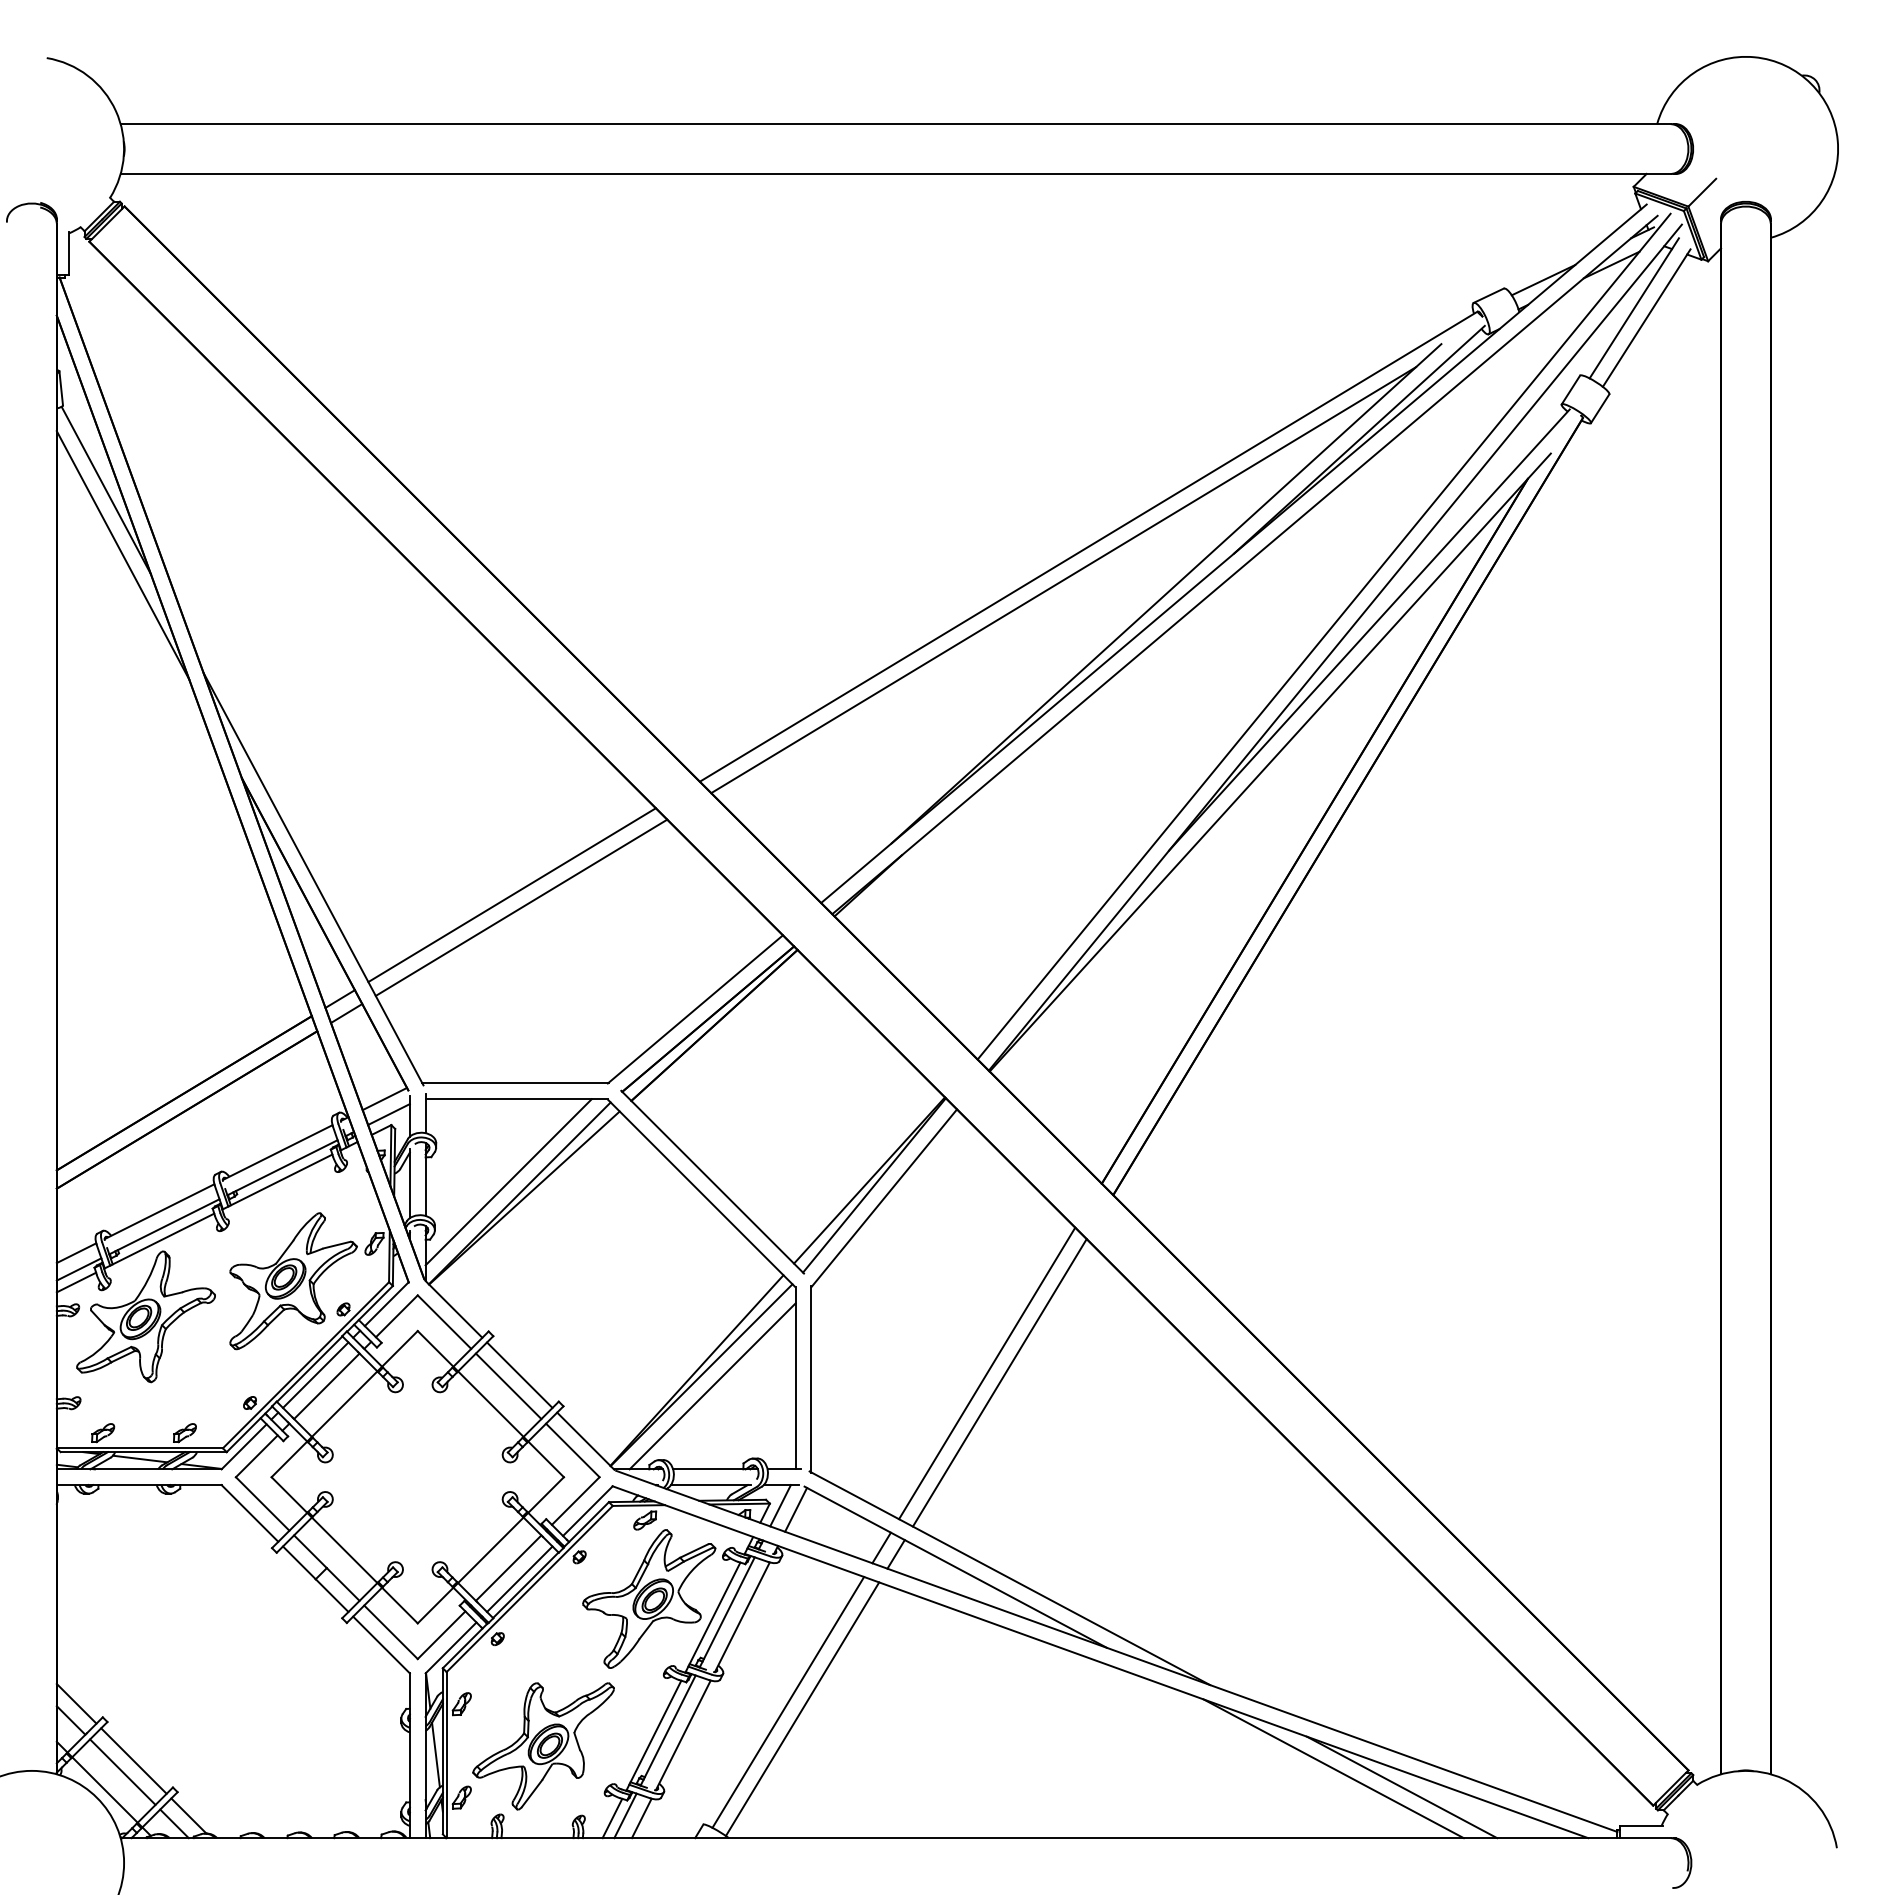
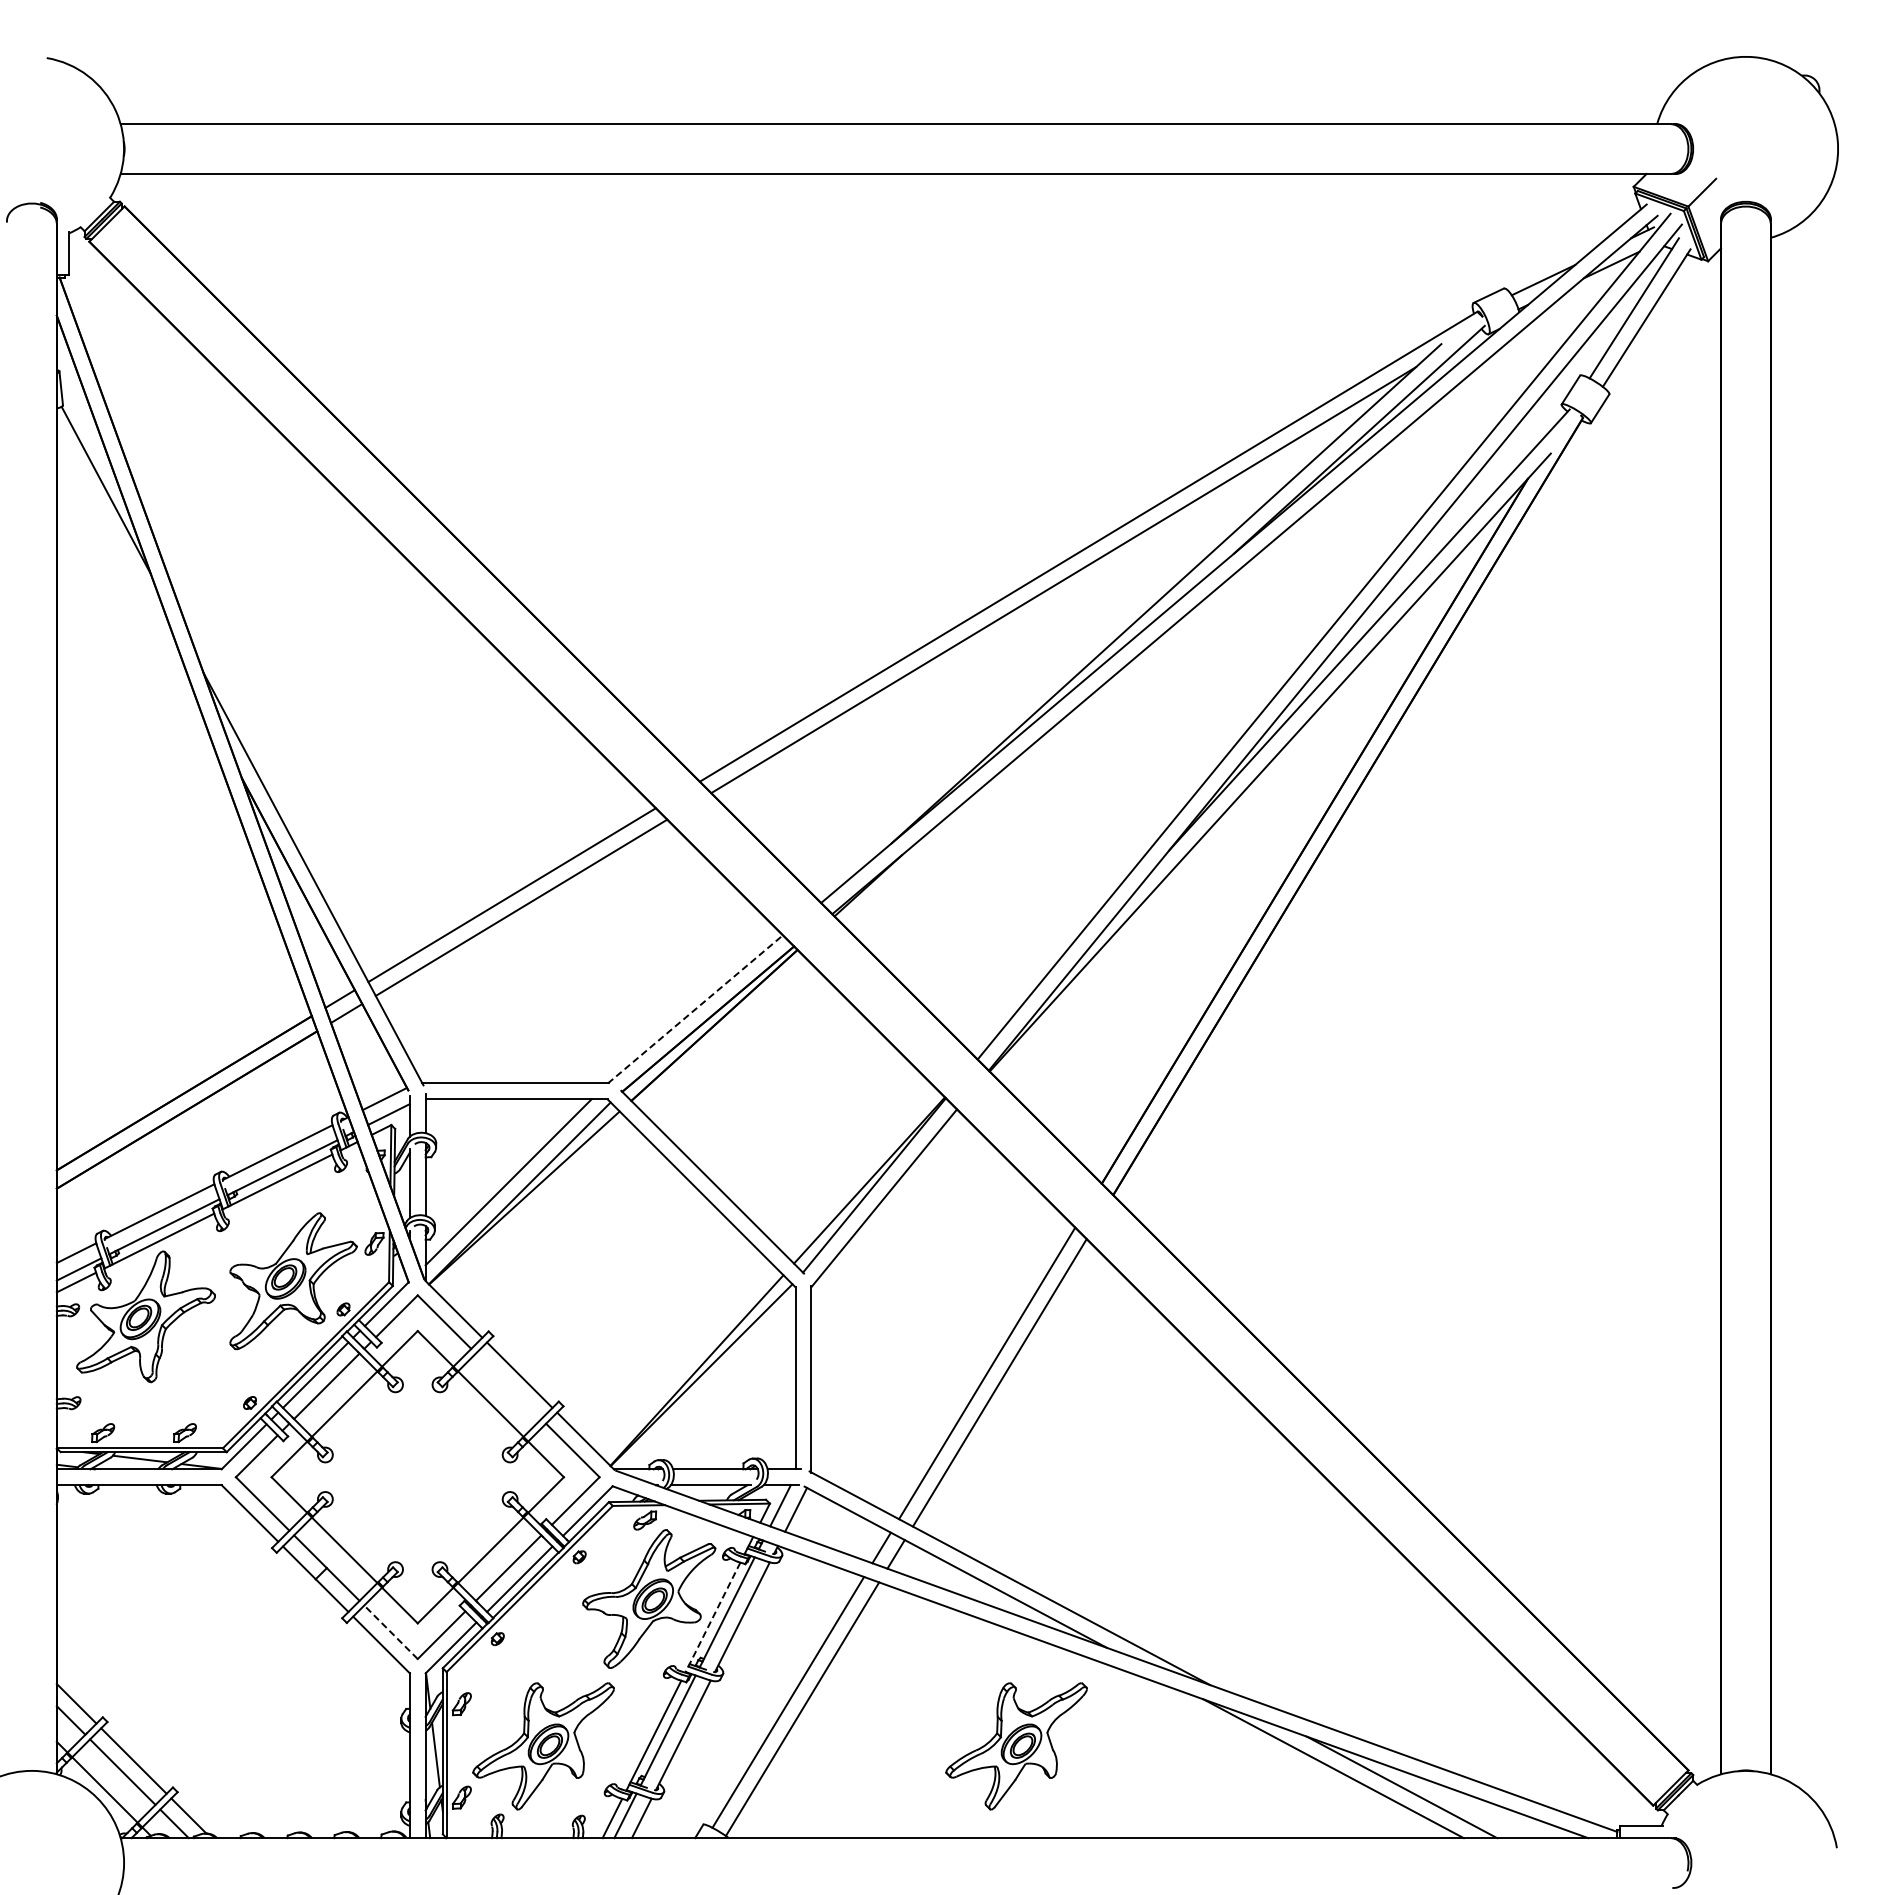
line: present -> none (122, 555)
line: solid -> dashed (695, 1009)
line: present -> none (508, 1386)
line: present -> none (712, 1386)
line: solid -> dashed (712, 1617)
line: solid -> dashed (391, 1632)
part: none -> present (1016, 1746)
